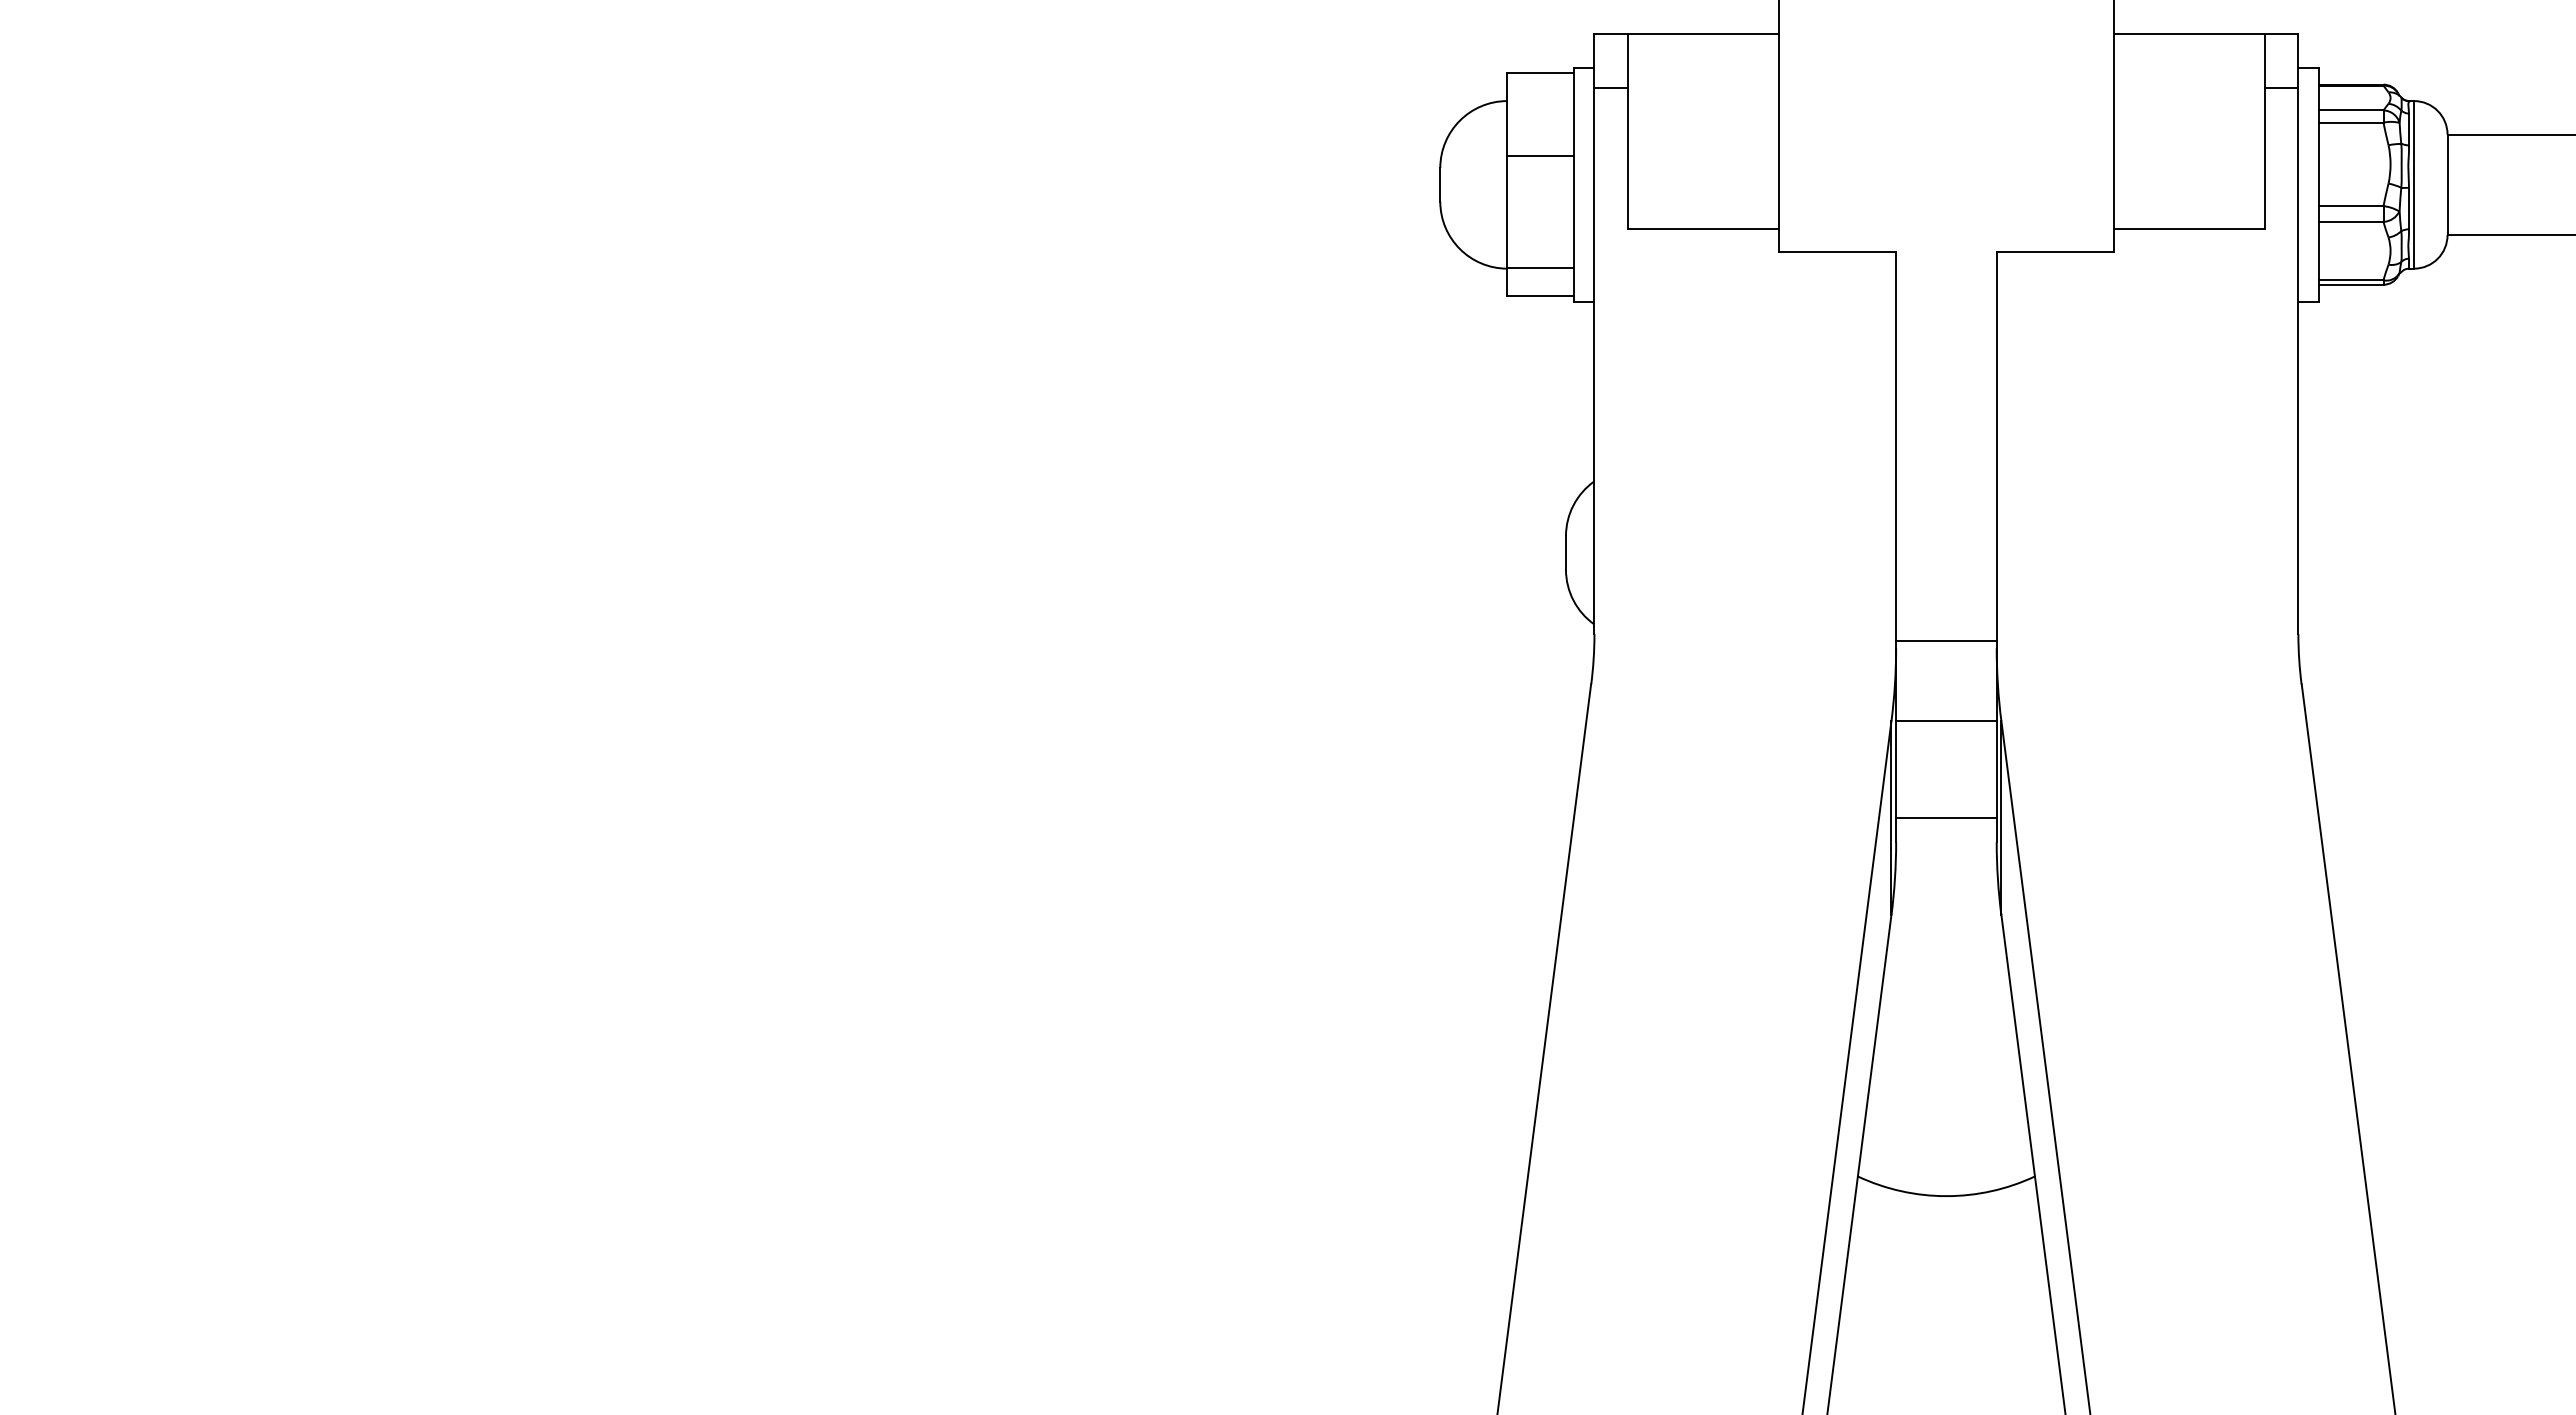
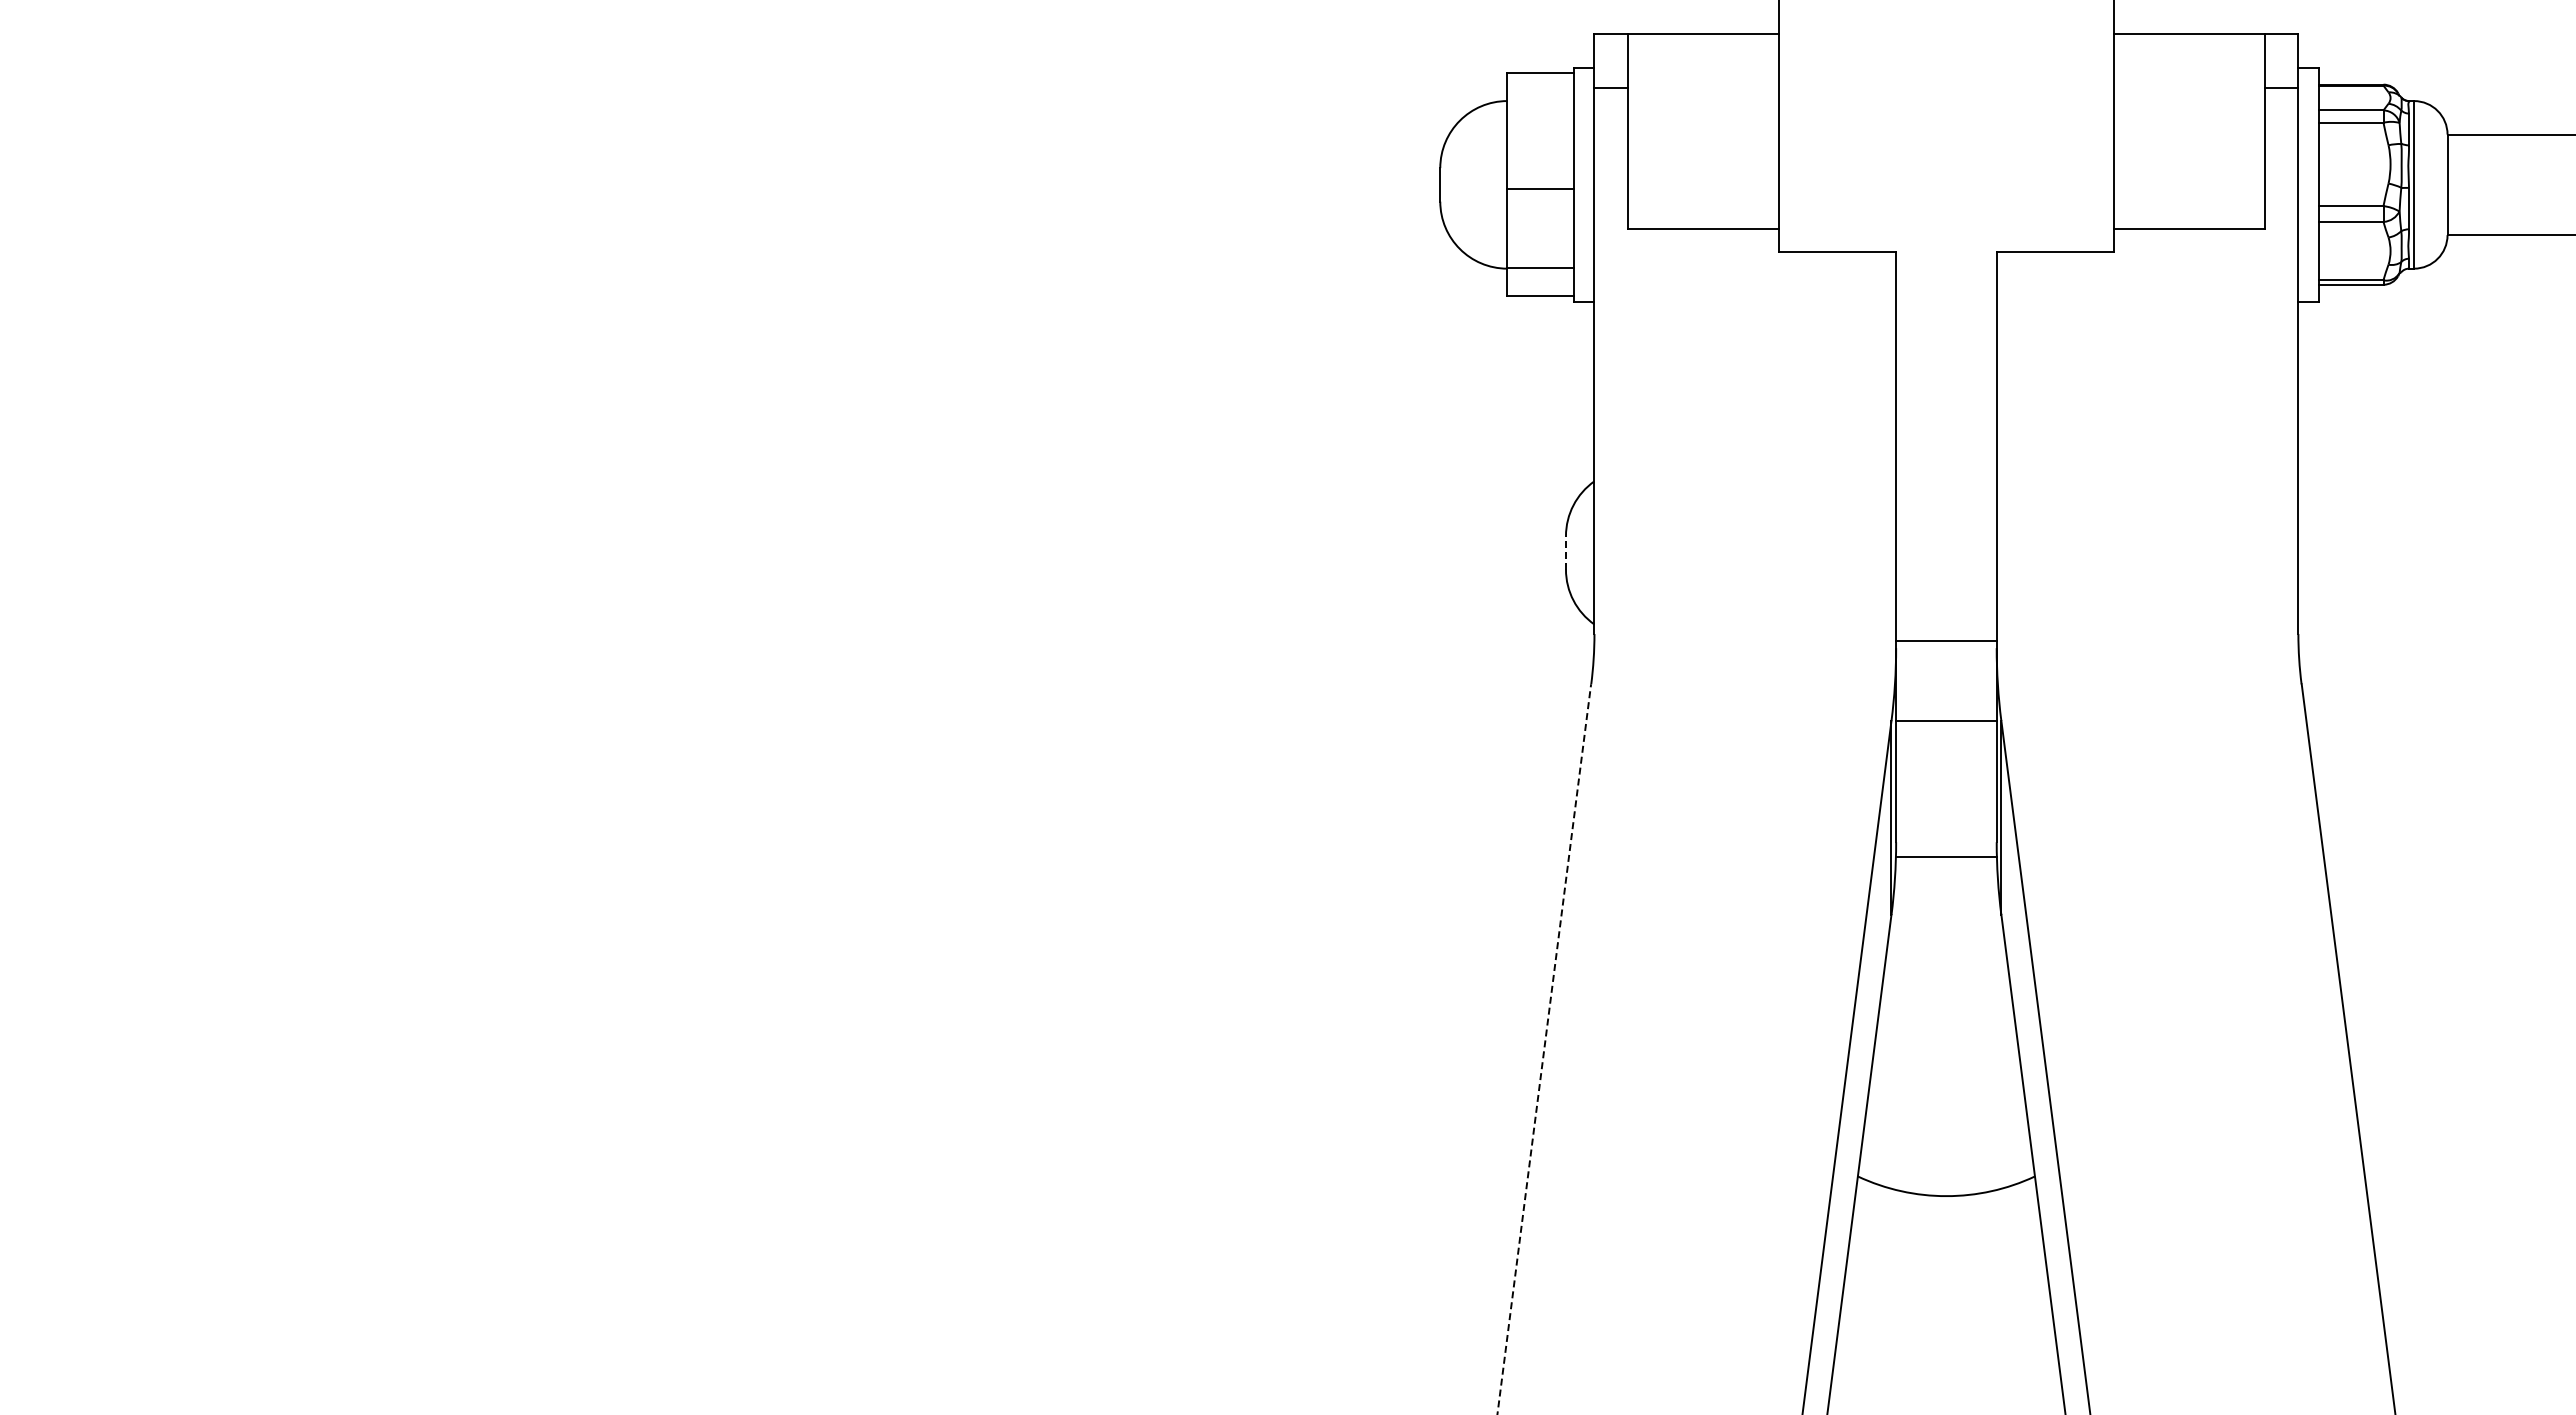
line position: (1540, 156) -> (1540, 189) (1540, 189)
line: solid -> dashed (1565, 552)
line position: (1946, 818) -> (1946, 857) (1946, 857)
line: solid -> dashed (1544, 1049)
